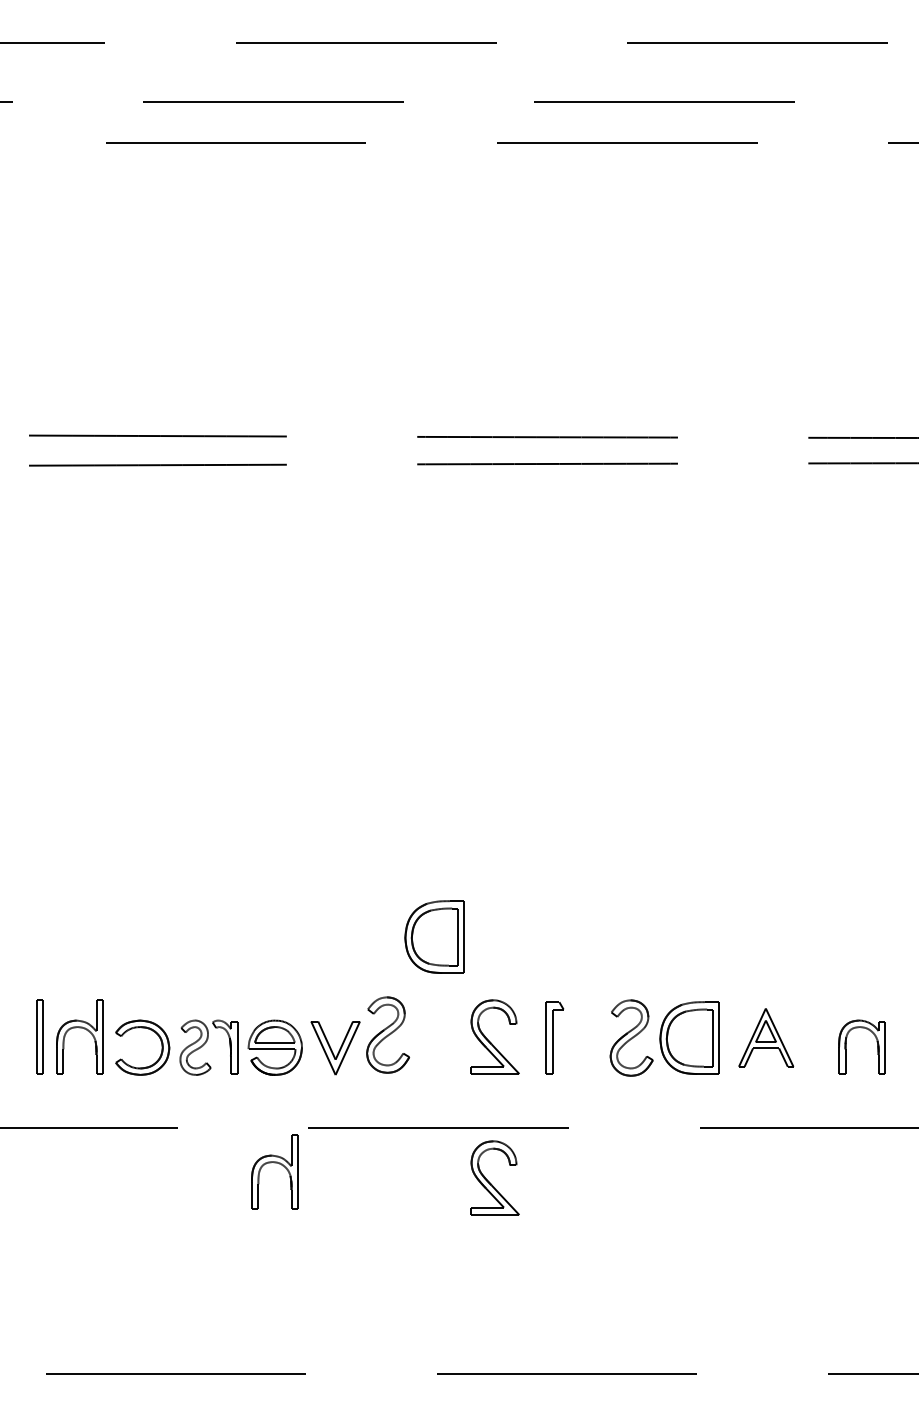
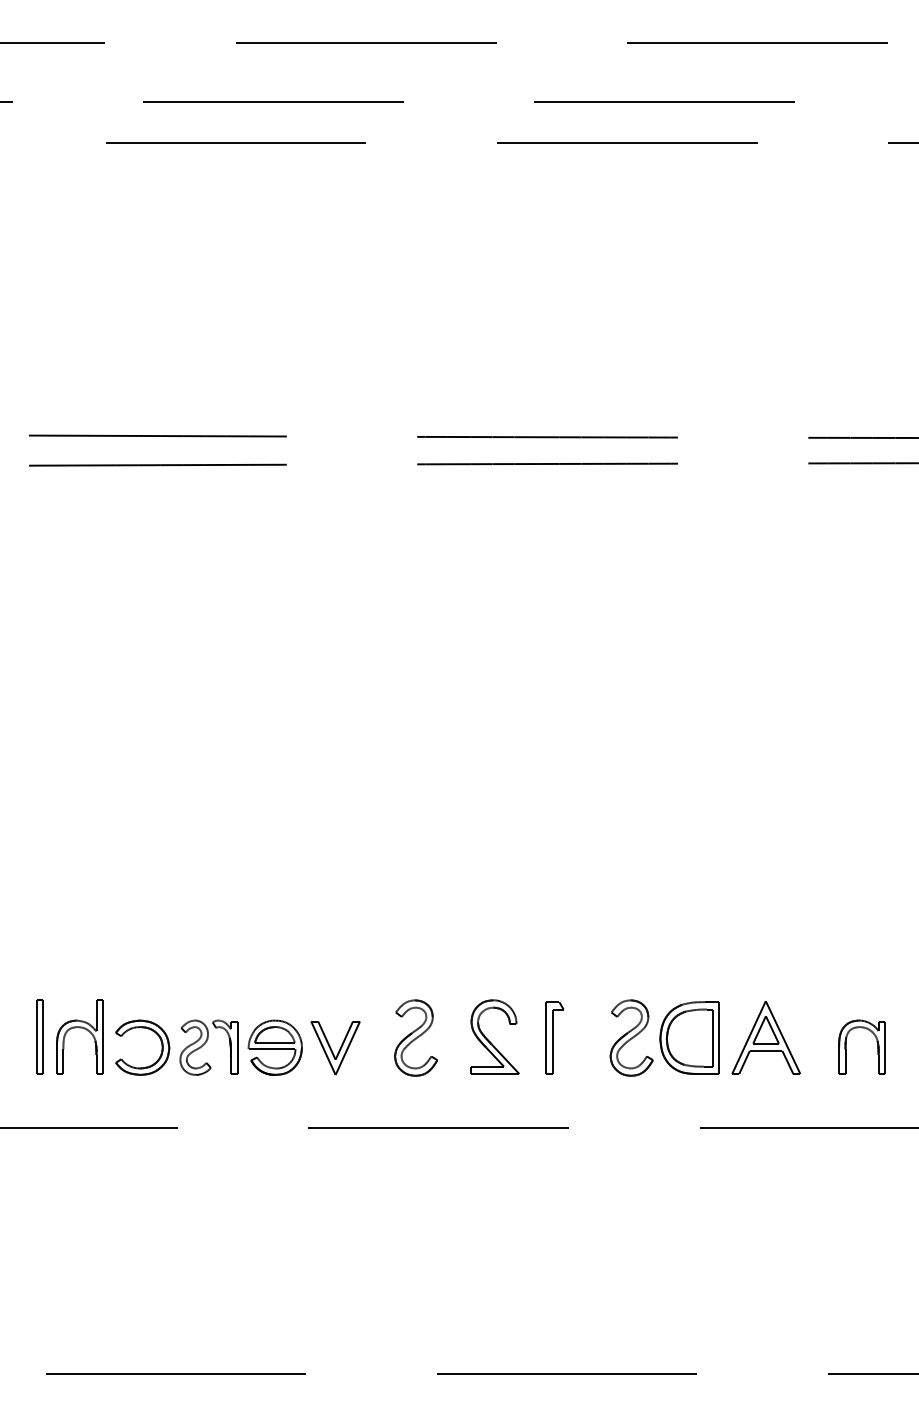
part: present -> none (434, 936)
part position: (388, 1034) -> (416, 1037) (416, 1037)
part size: 57x60 px -> 70x74 px (765, 1037)
part: present -> none (274, 1163)
part: present -> none (489, 1181)
